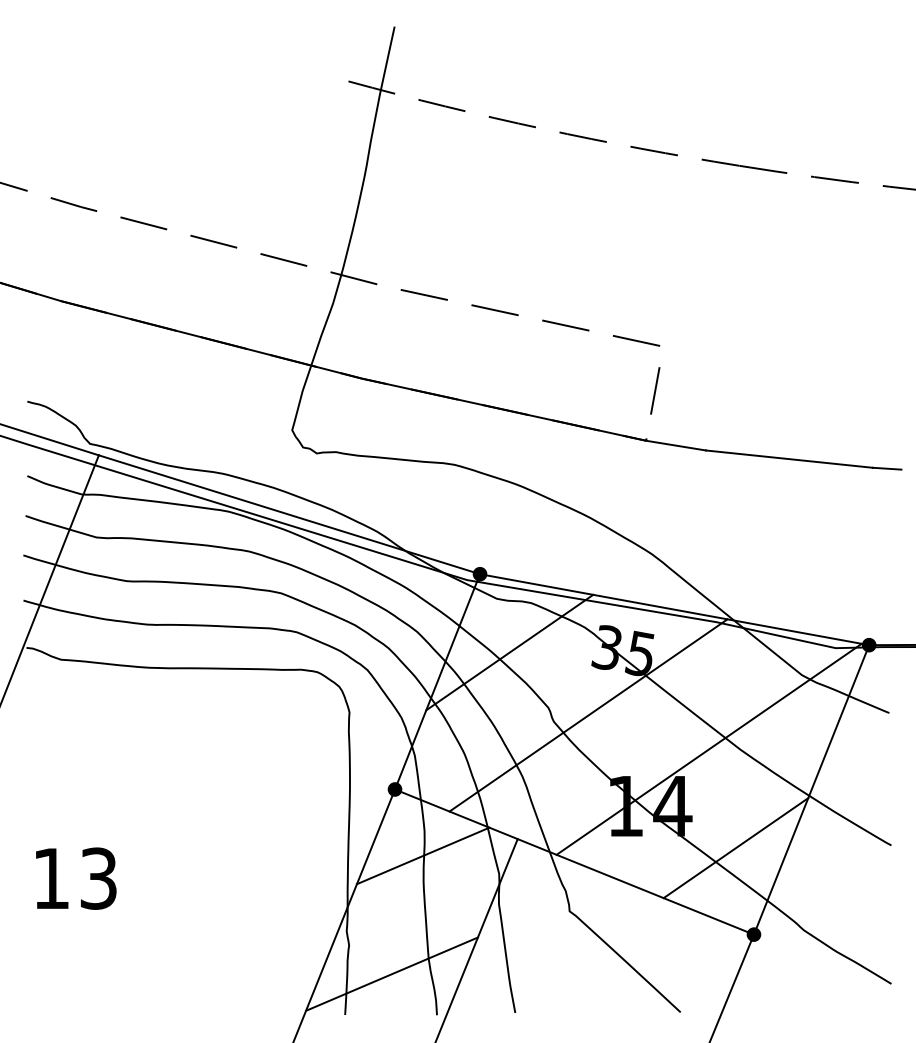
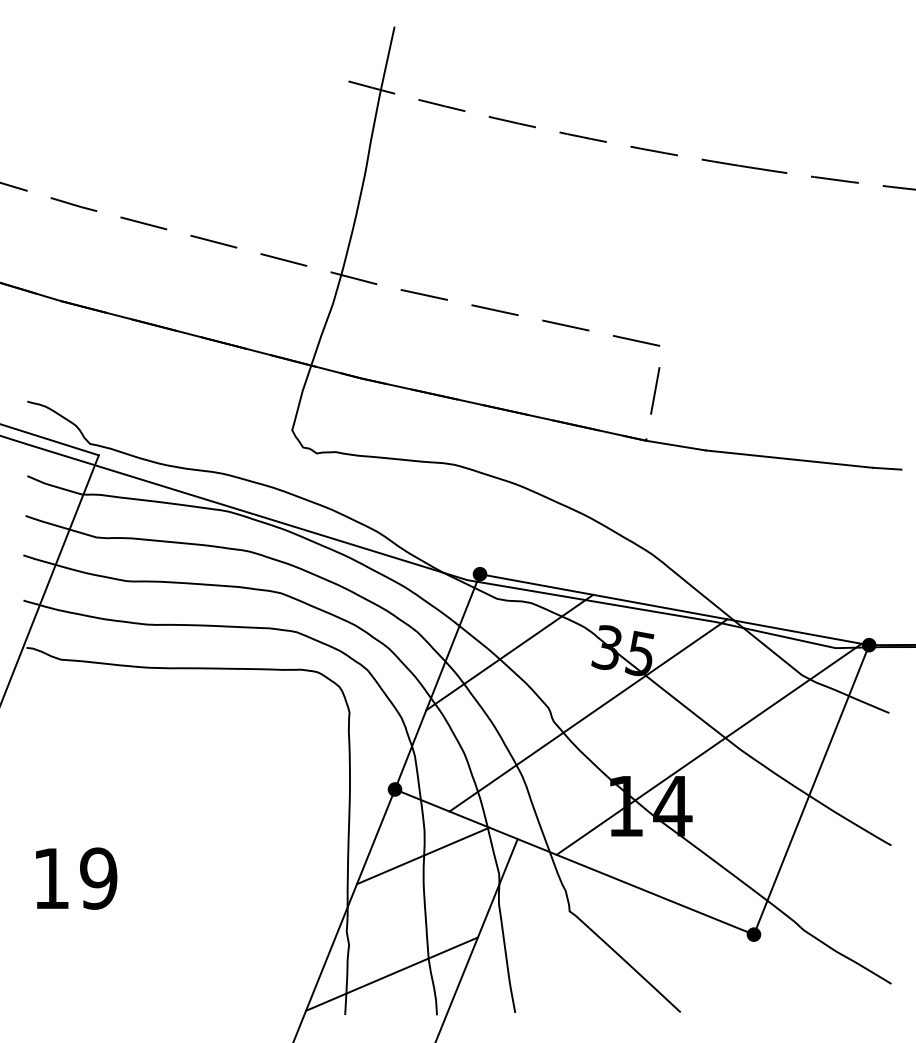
line: present -> none (289, 514)
line: present -> none (735, 848)
text: 13 -> 19 (98, 878)
line: present -> none (731, 986)
